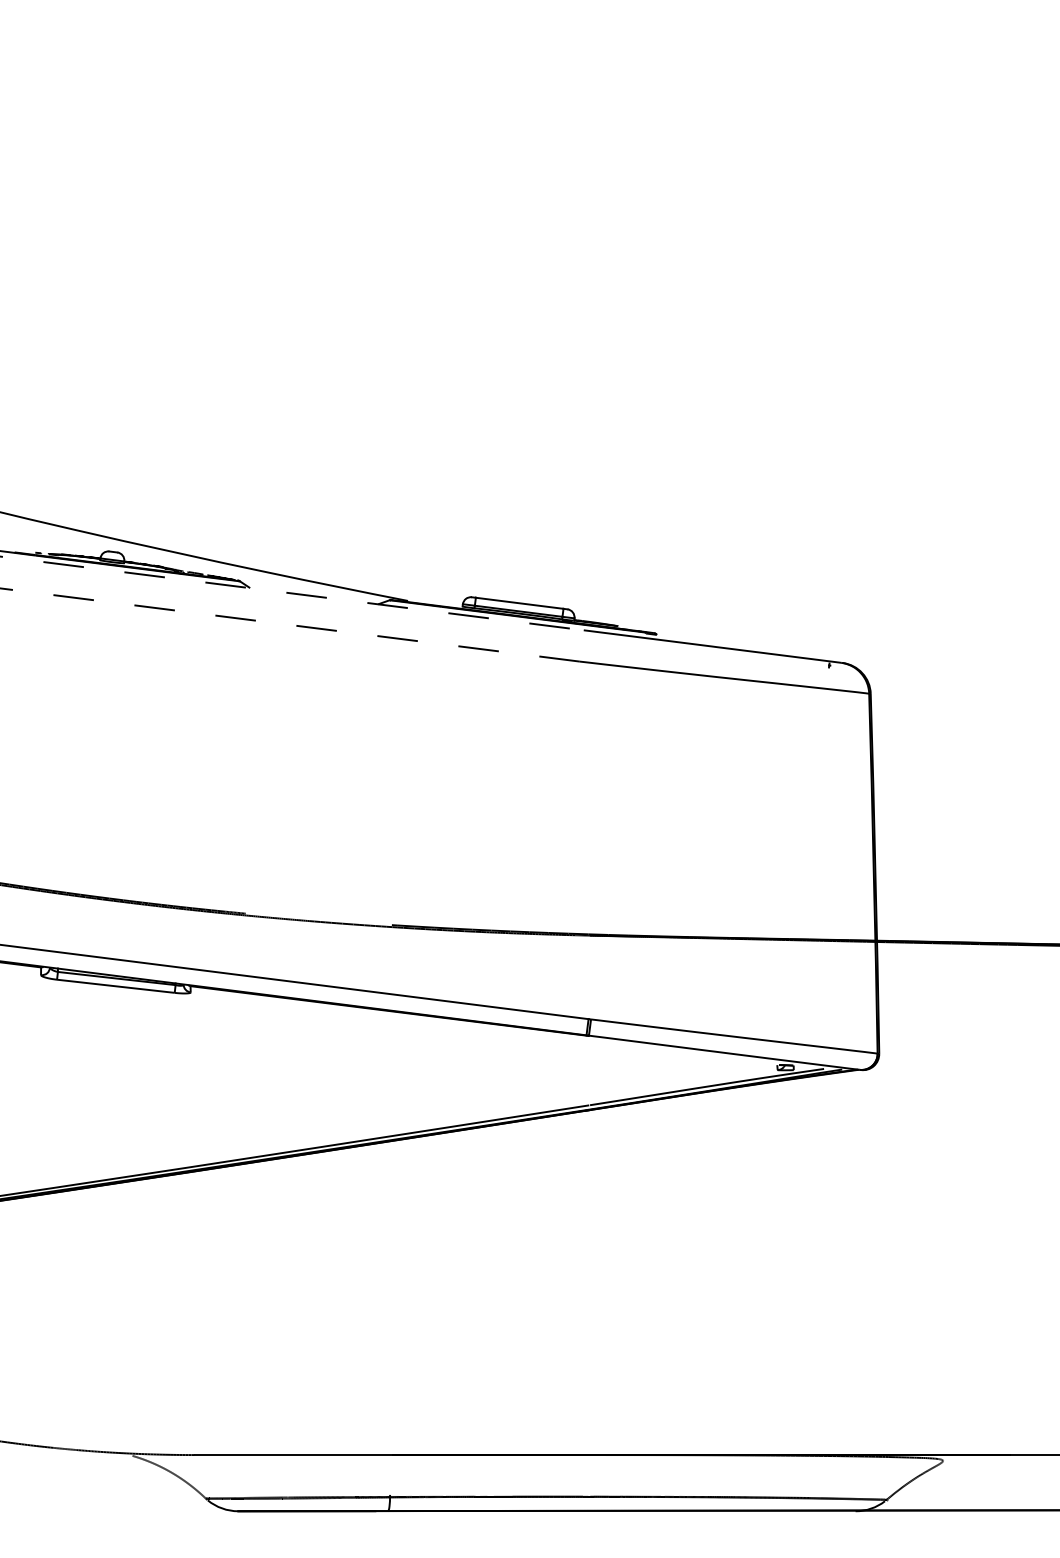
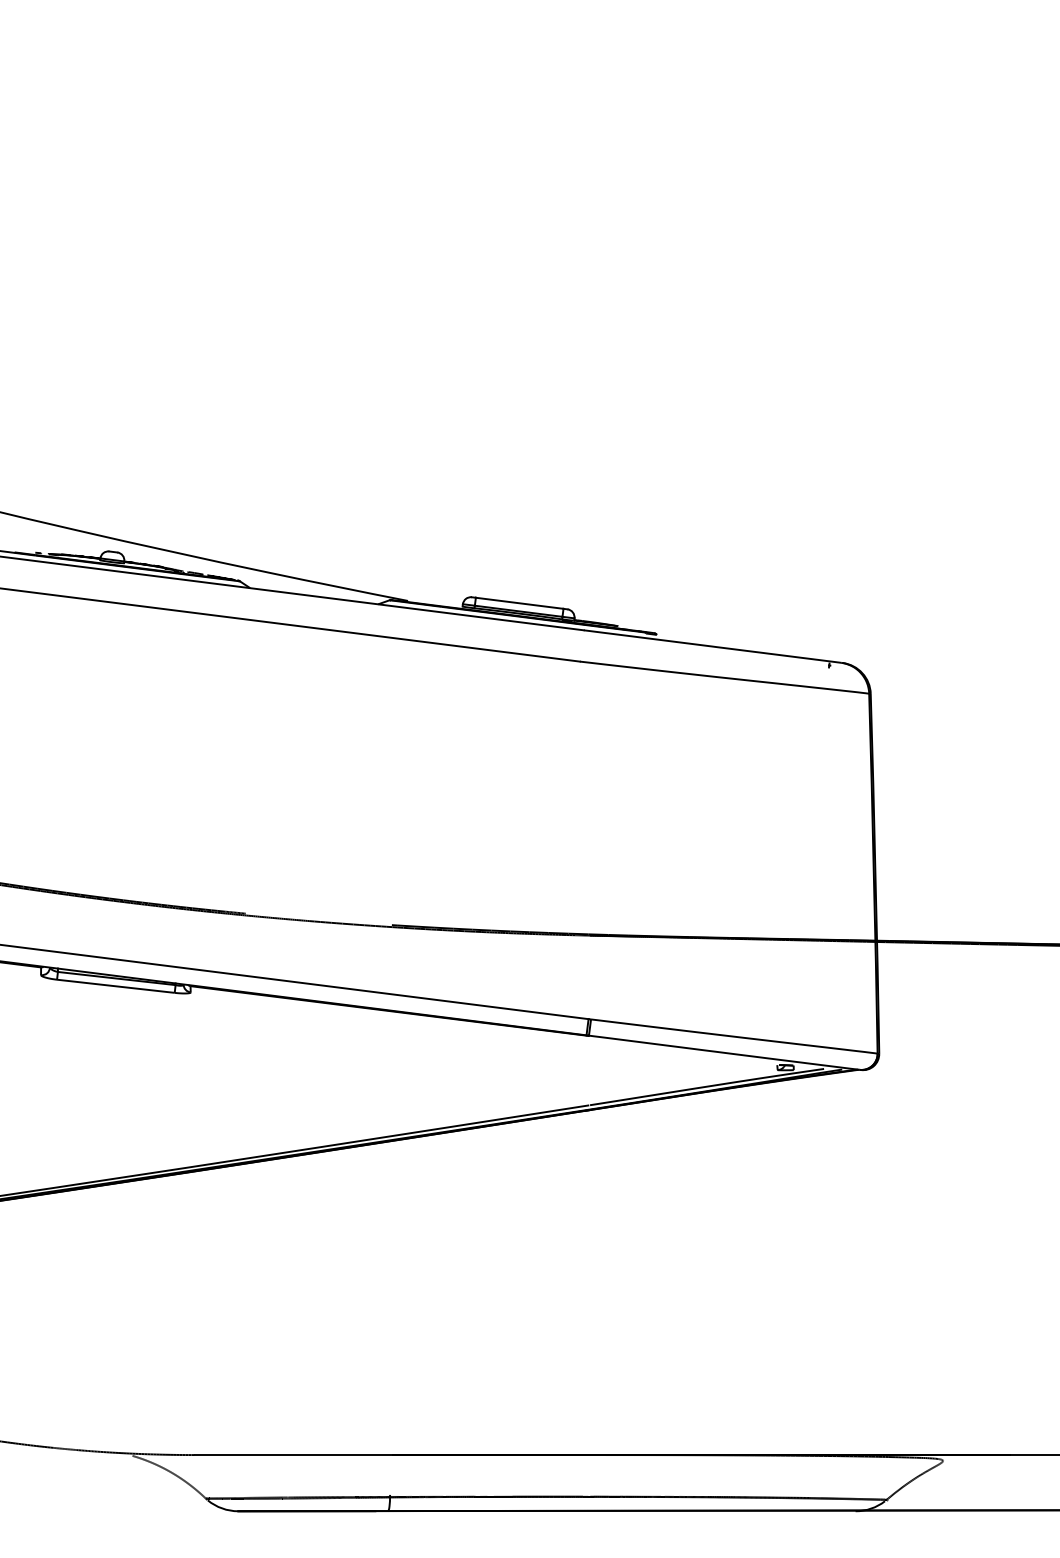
line: dashed -> solid (292, 593)
line: dashed -> solid (290, 625)
